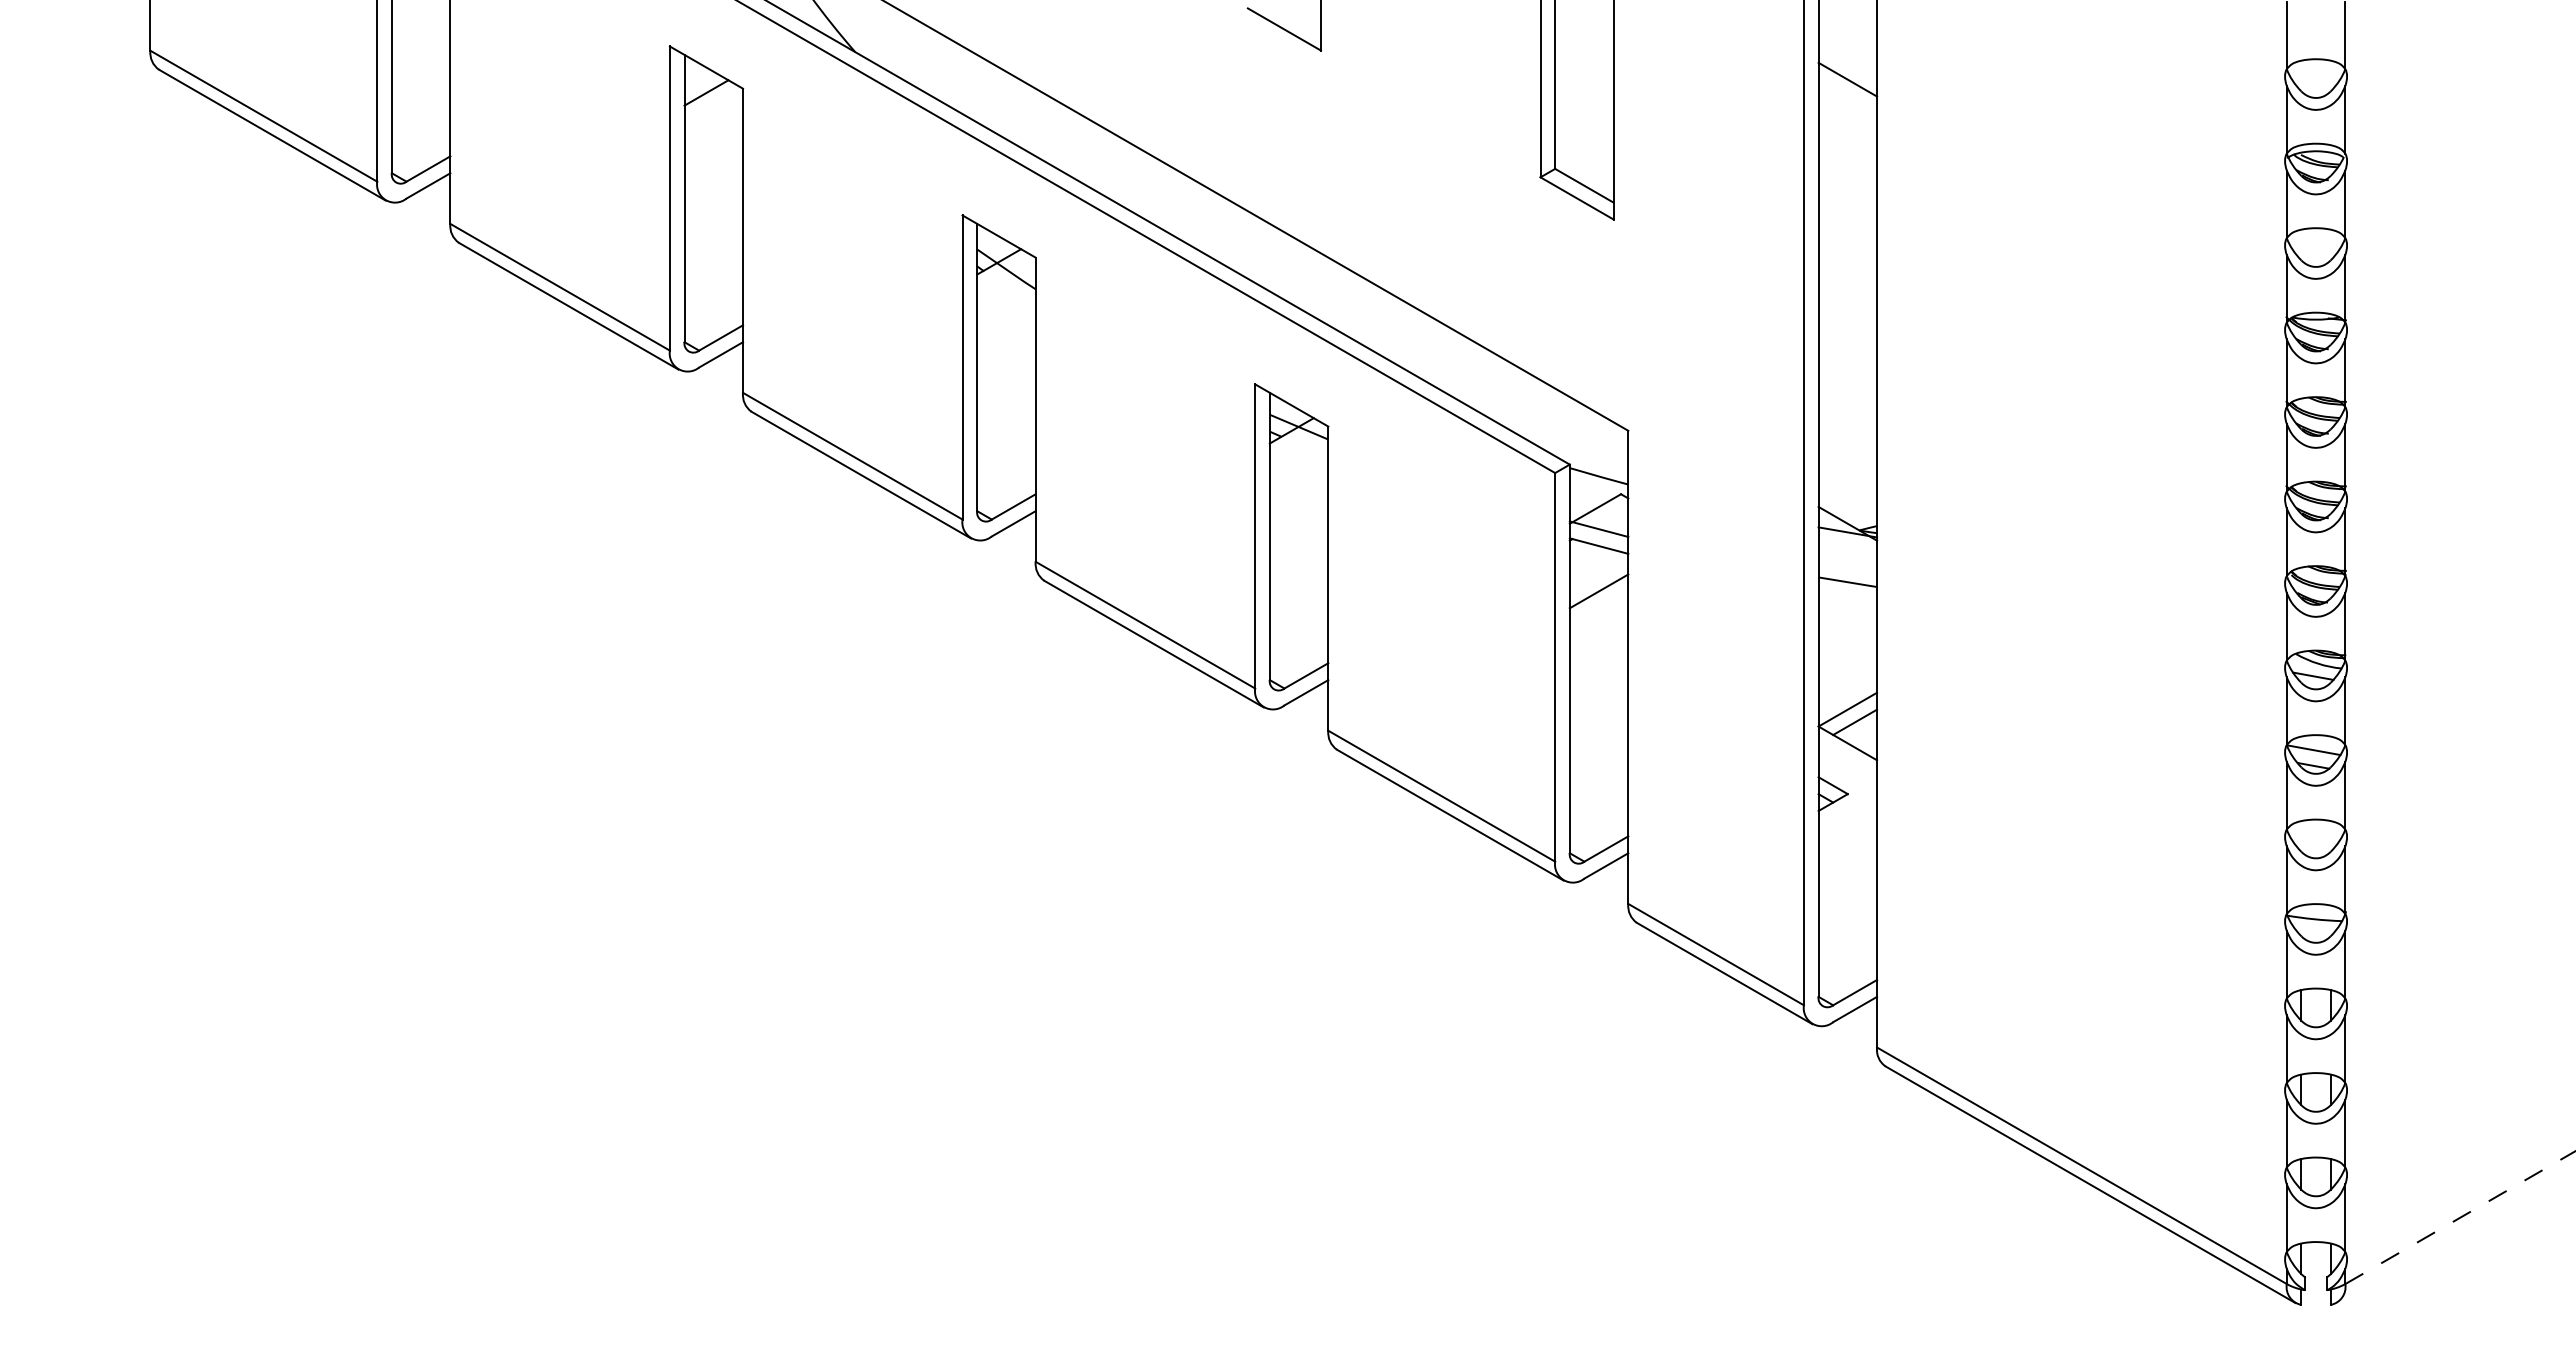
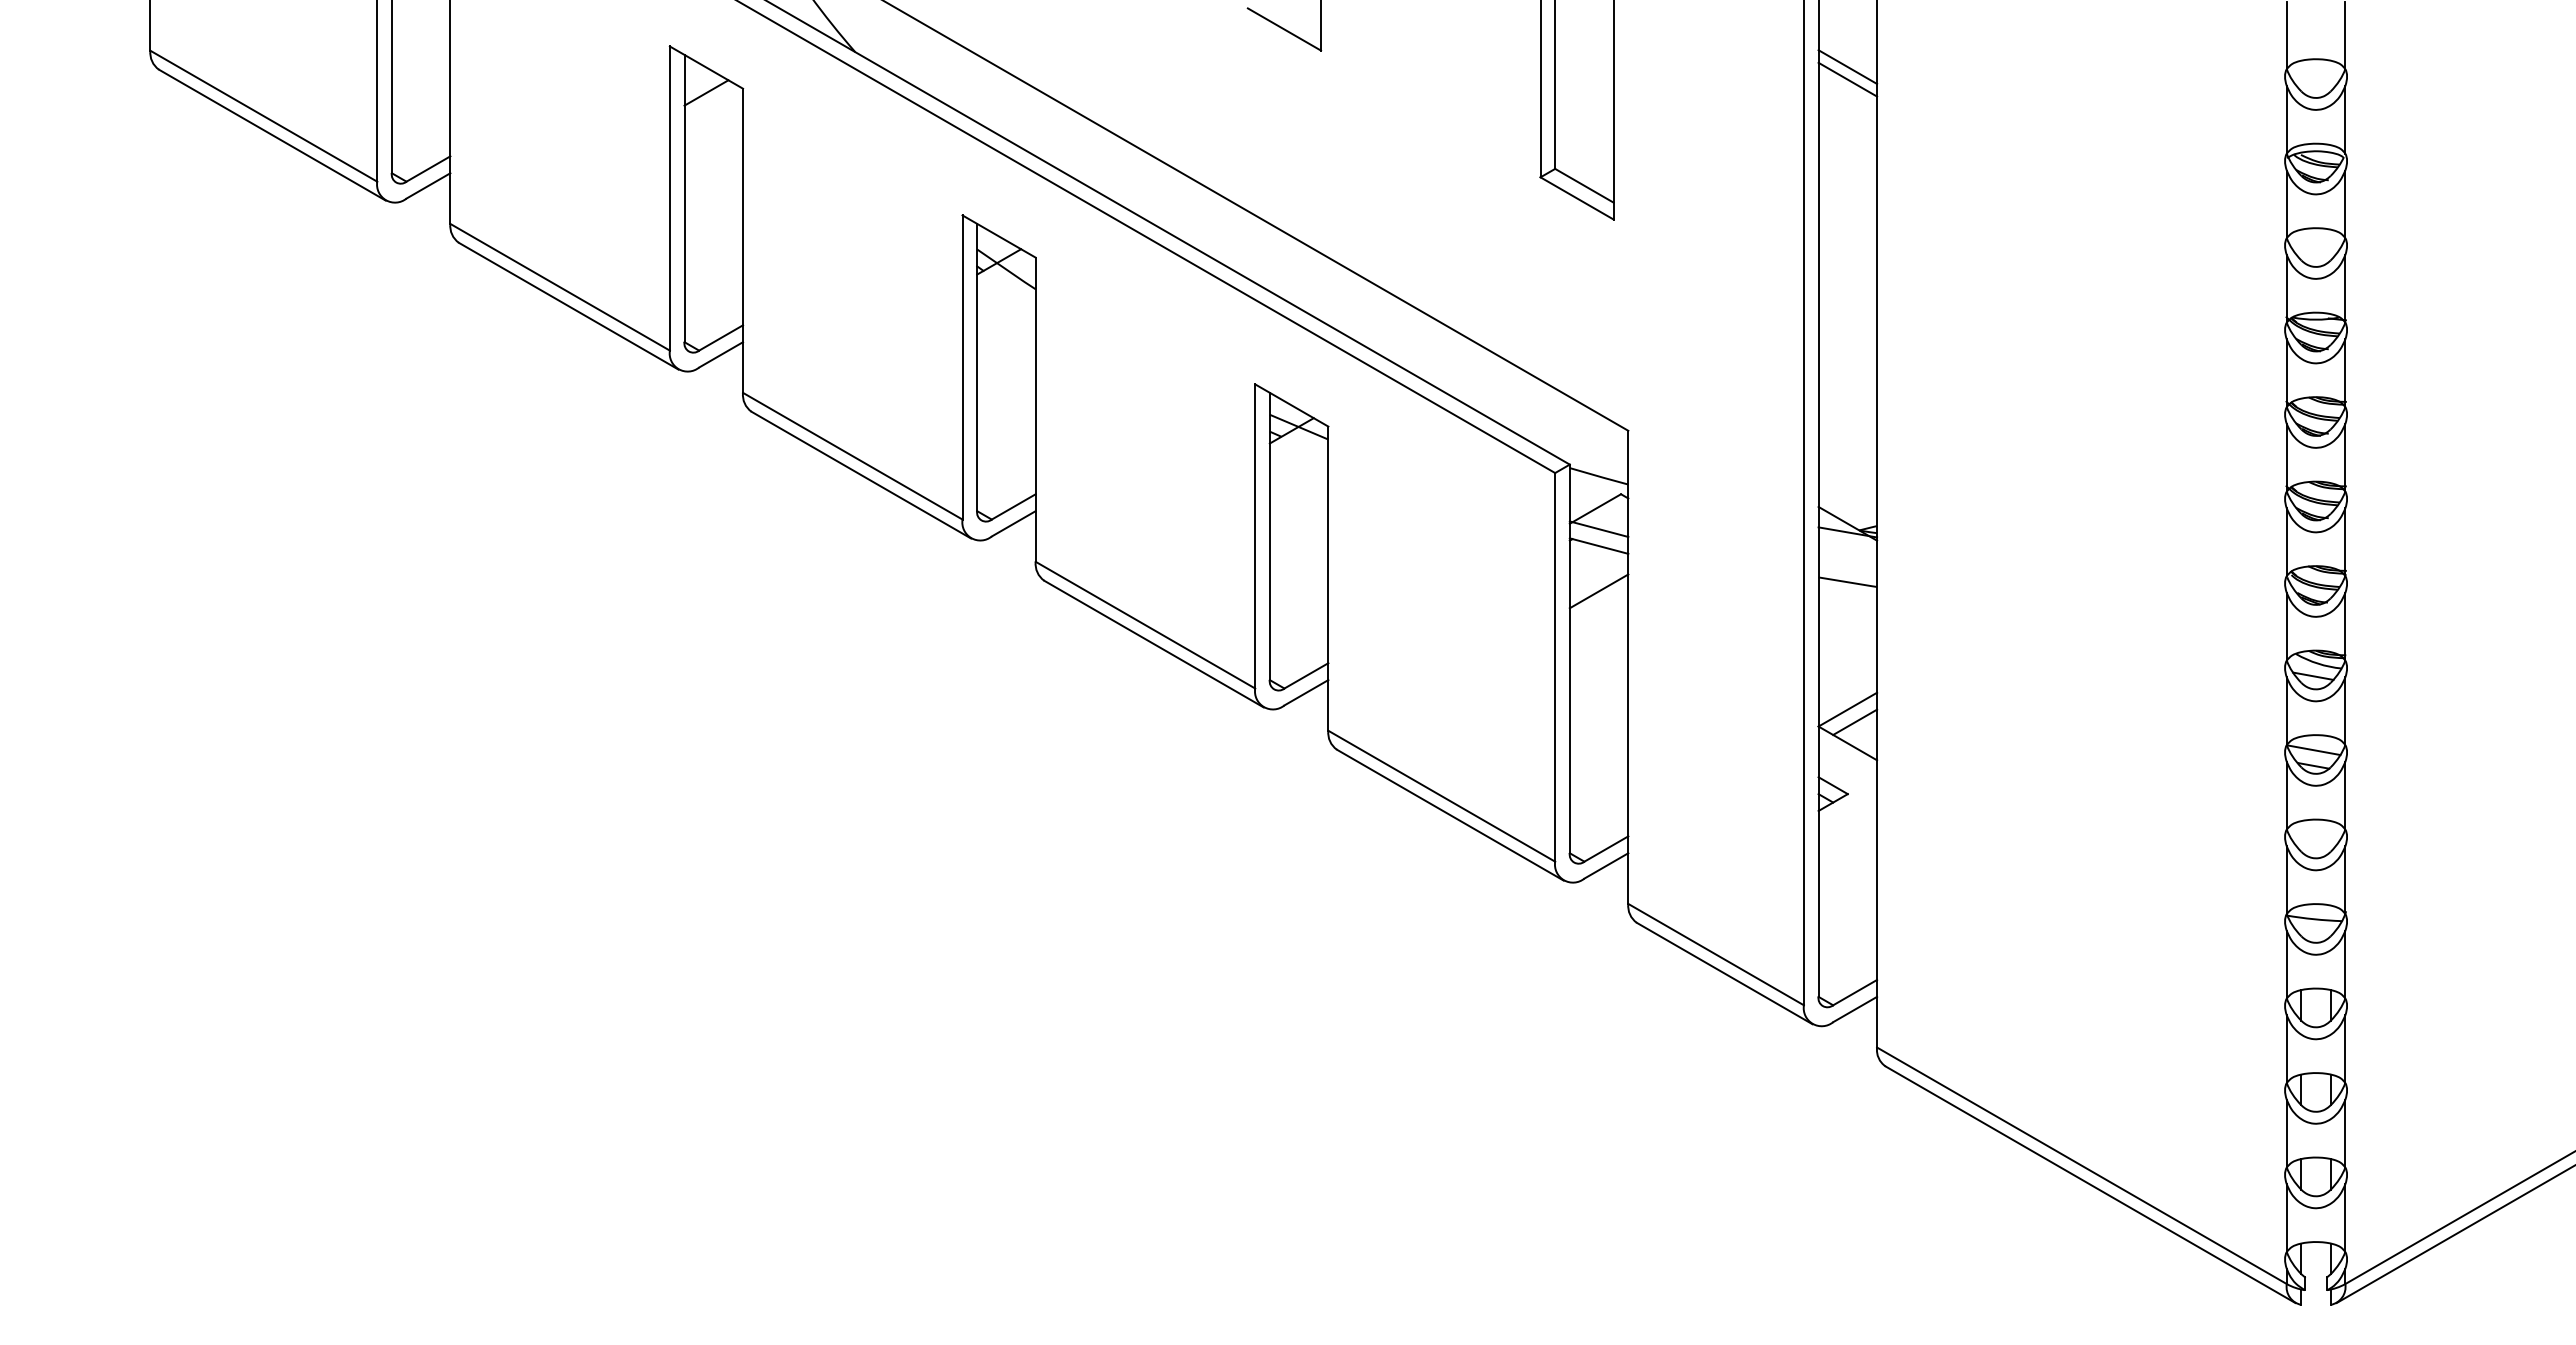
line: none -> present (1847, 66)
line: dashed -> solid (2460, 1217)
line: none -> present (2454, 1234)
